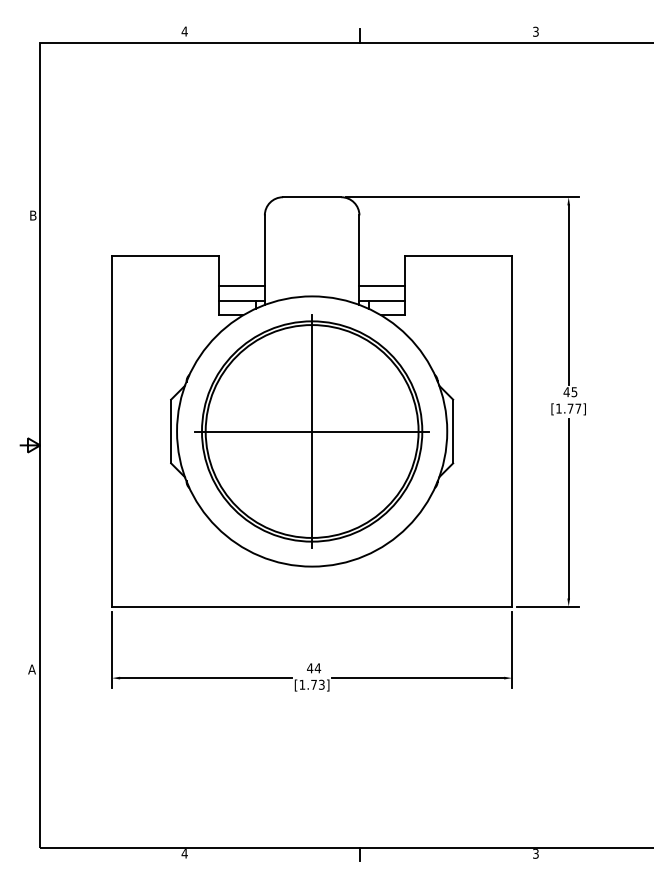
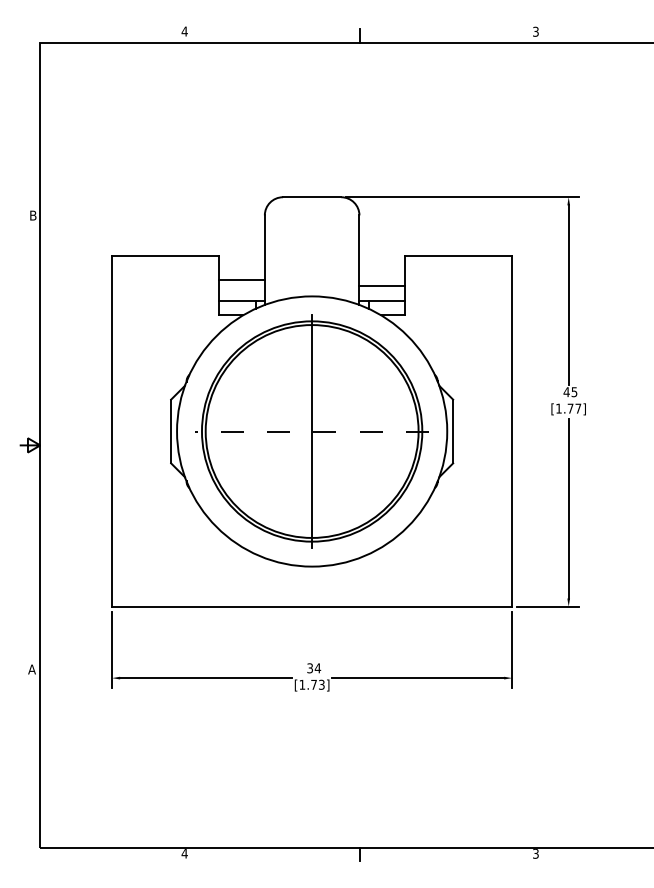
line position: (241, 285) -> (241, 279) (241, 279)
line: solid -> dashed (312, 431)
text: 44 -> 34 (310, 668)
